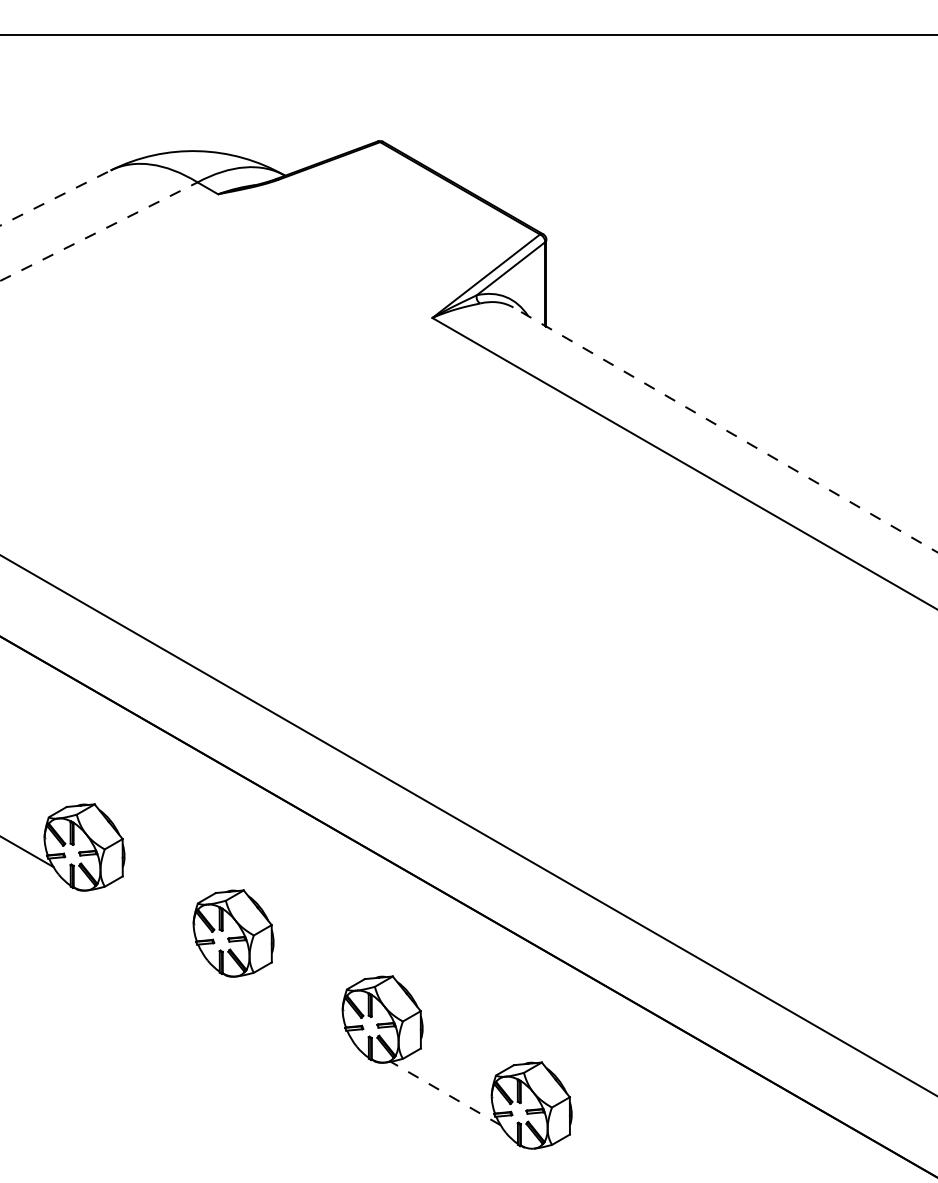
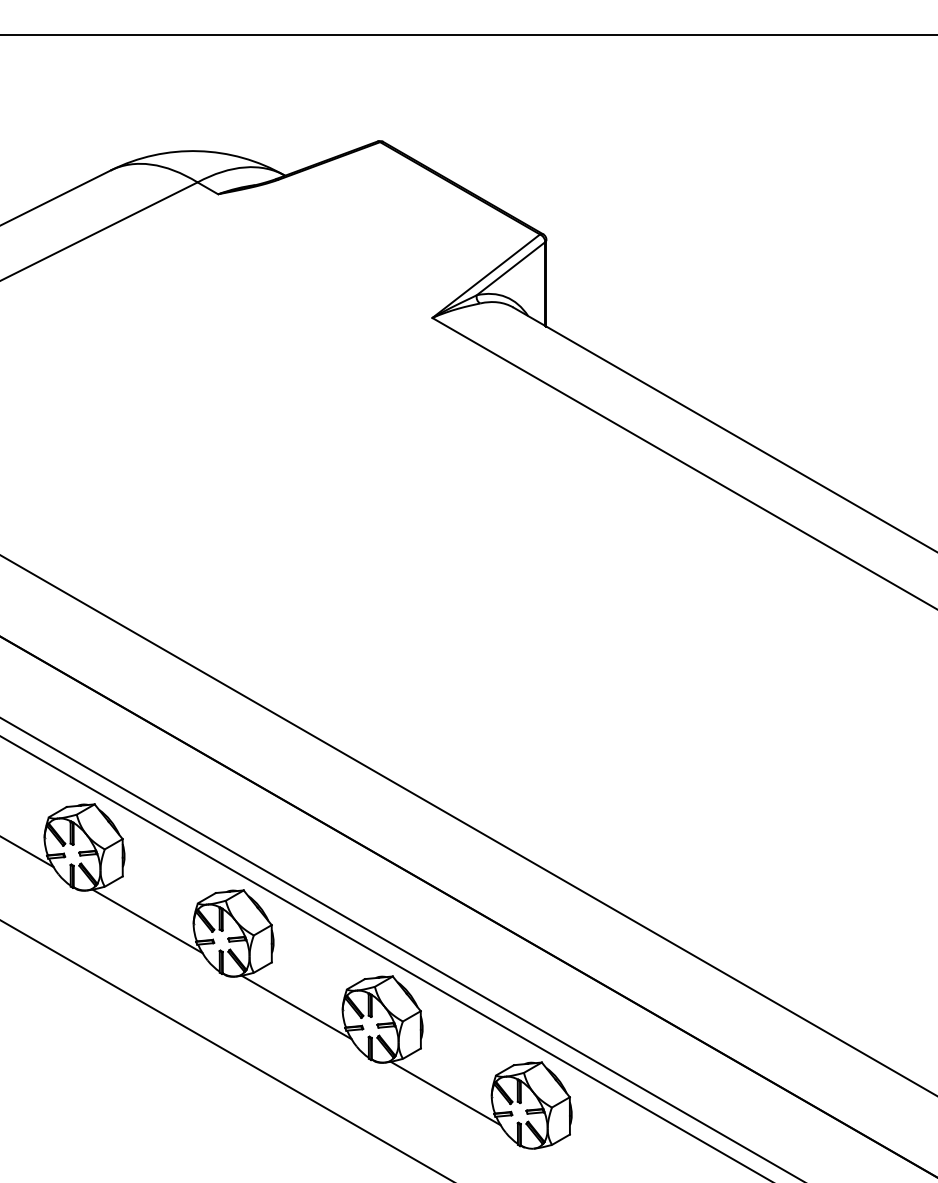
line: dashed -> solid (56, 197)
line: dashed -> solid (99, 231)
line: dashed -> solid (725, 430)
line: none -> present (147, 921)
line: none -> present (401, 948)
line: none -> present (385, 958)
line: none -> present (296, 1007)
line: none -> present (226, 1050)
line: dashed -> solid (445, 1093)
